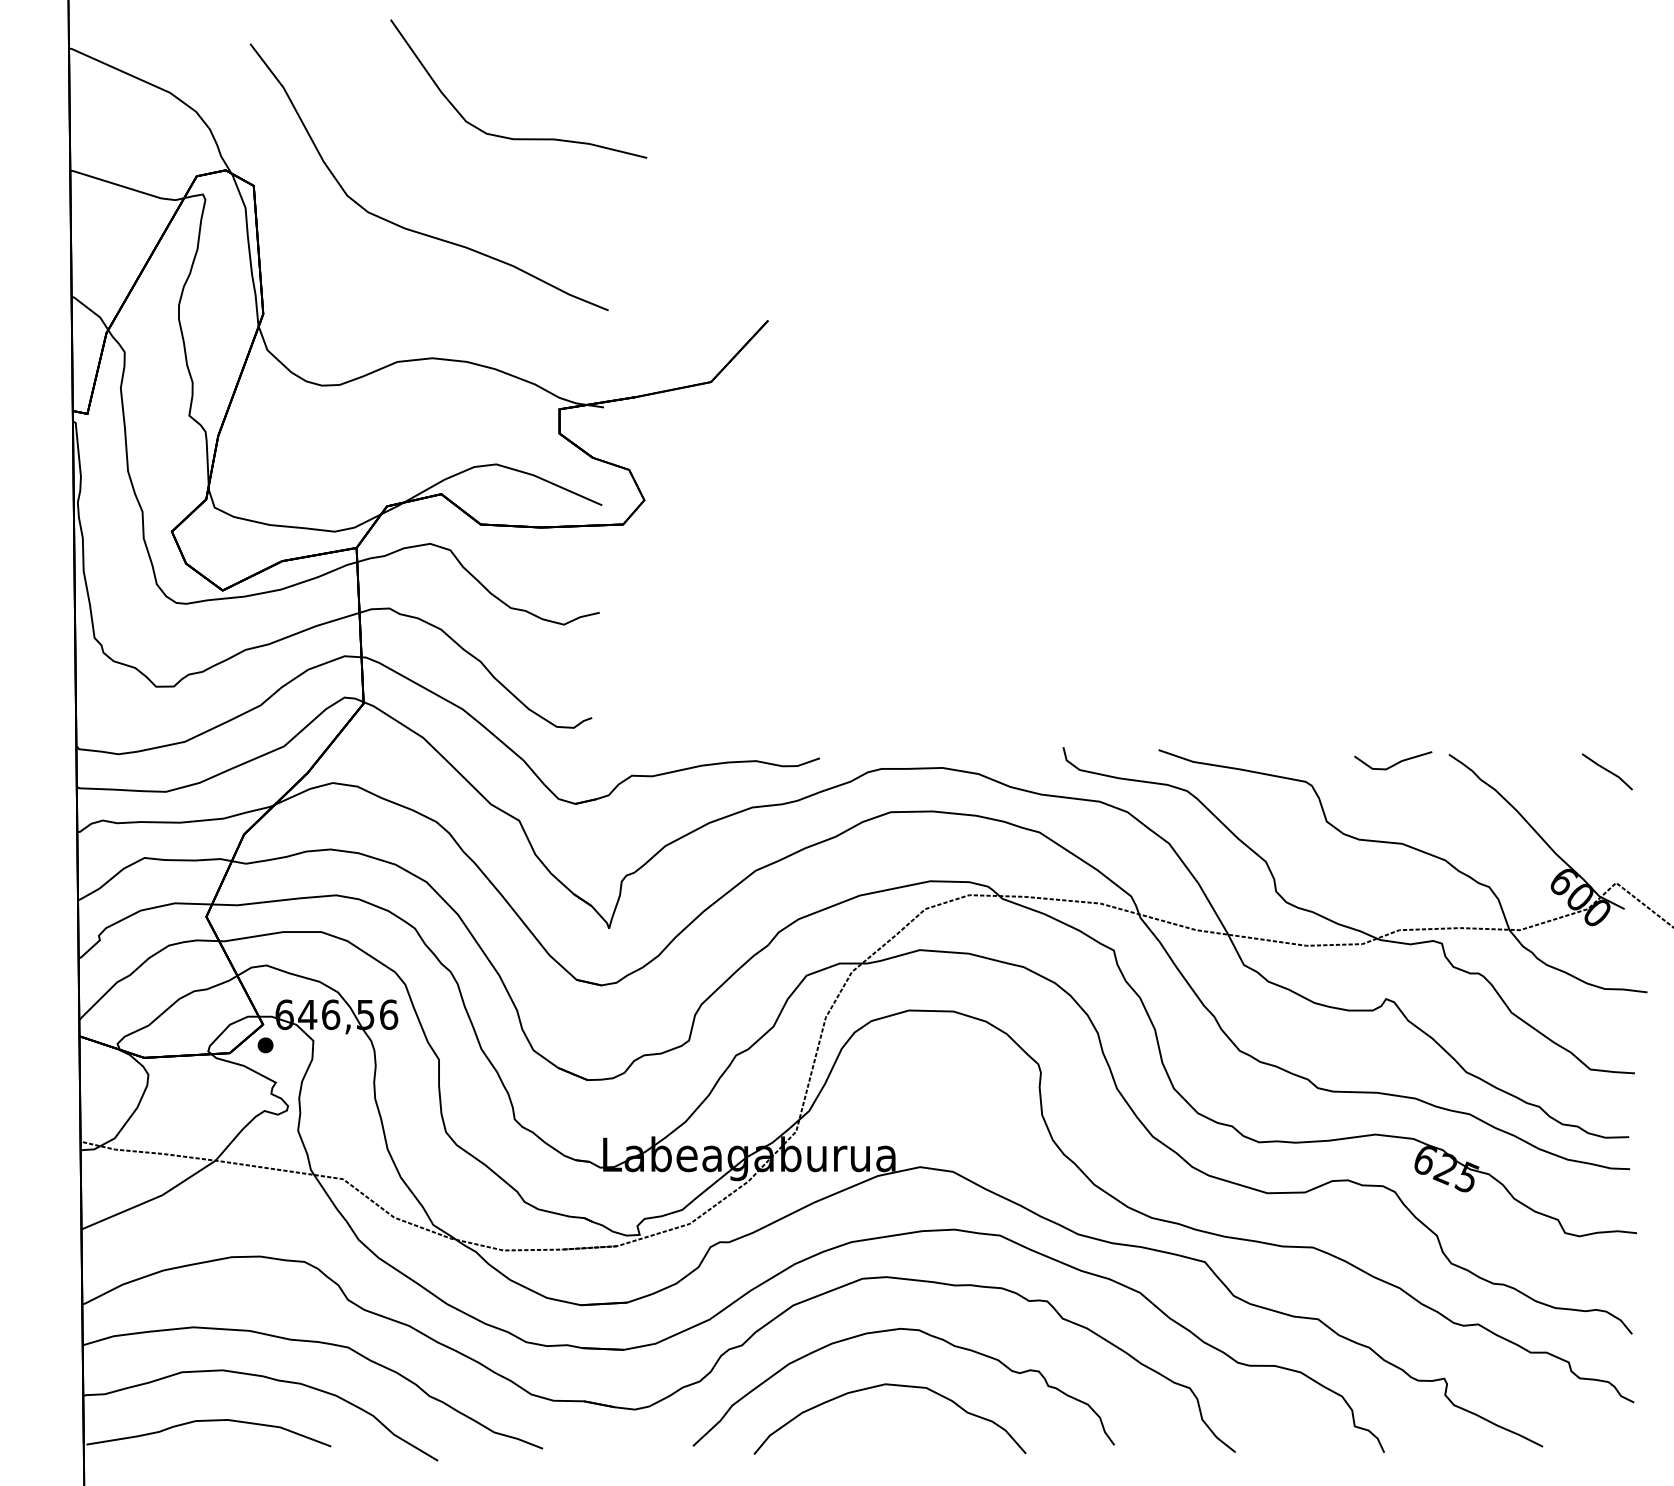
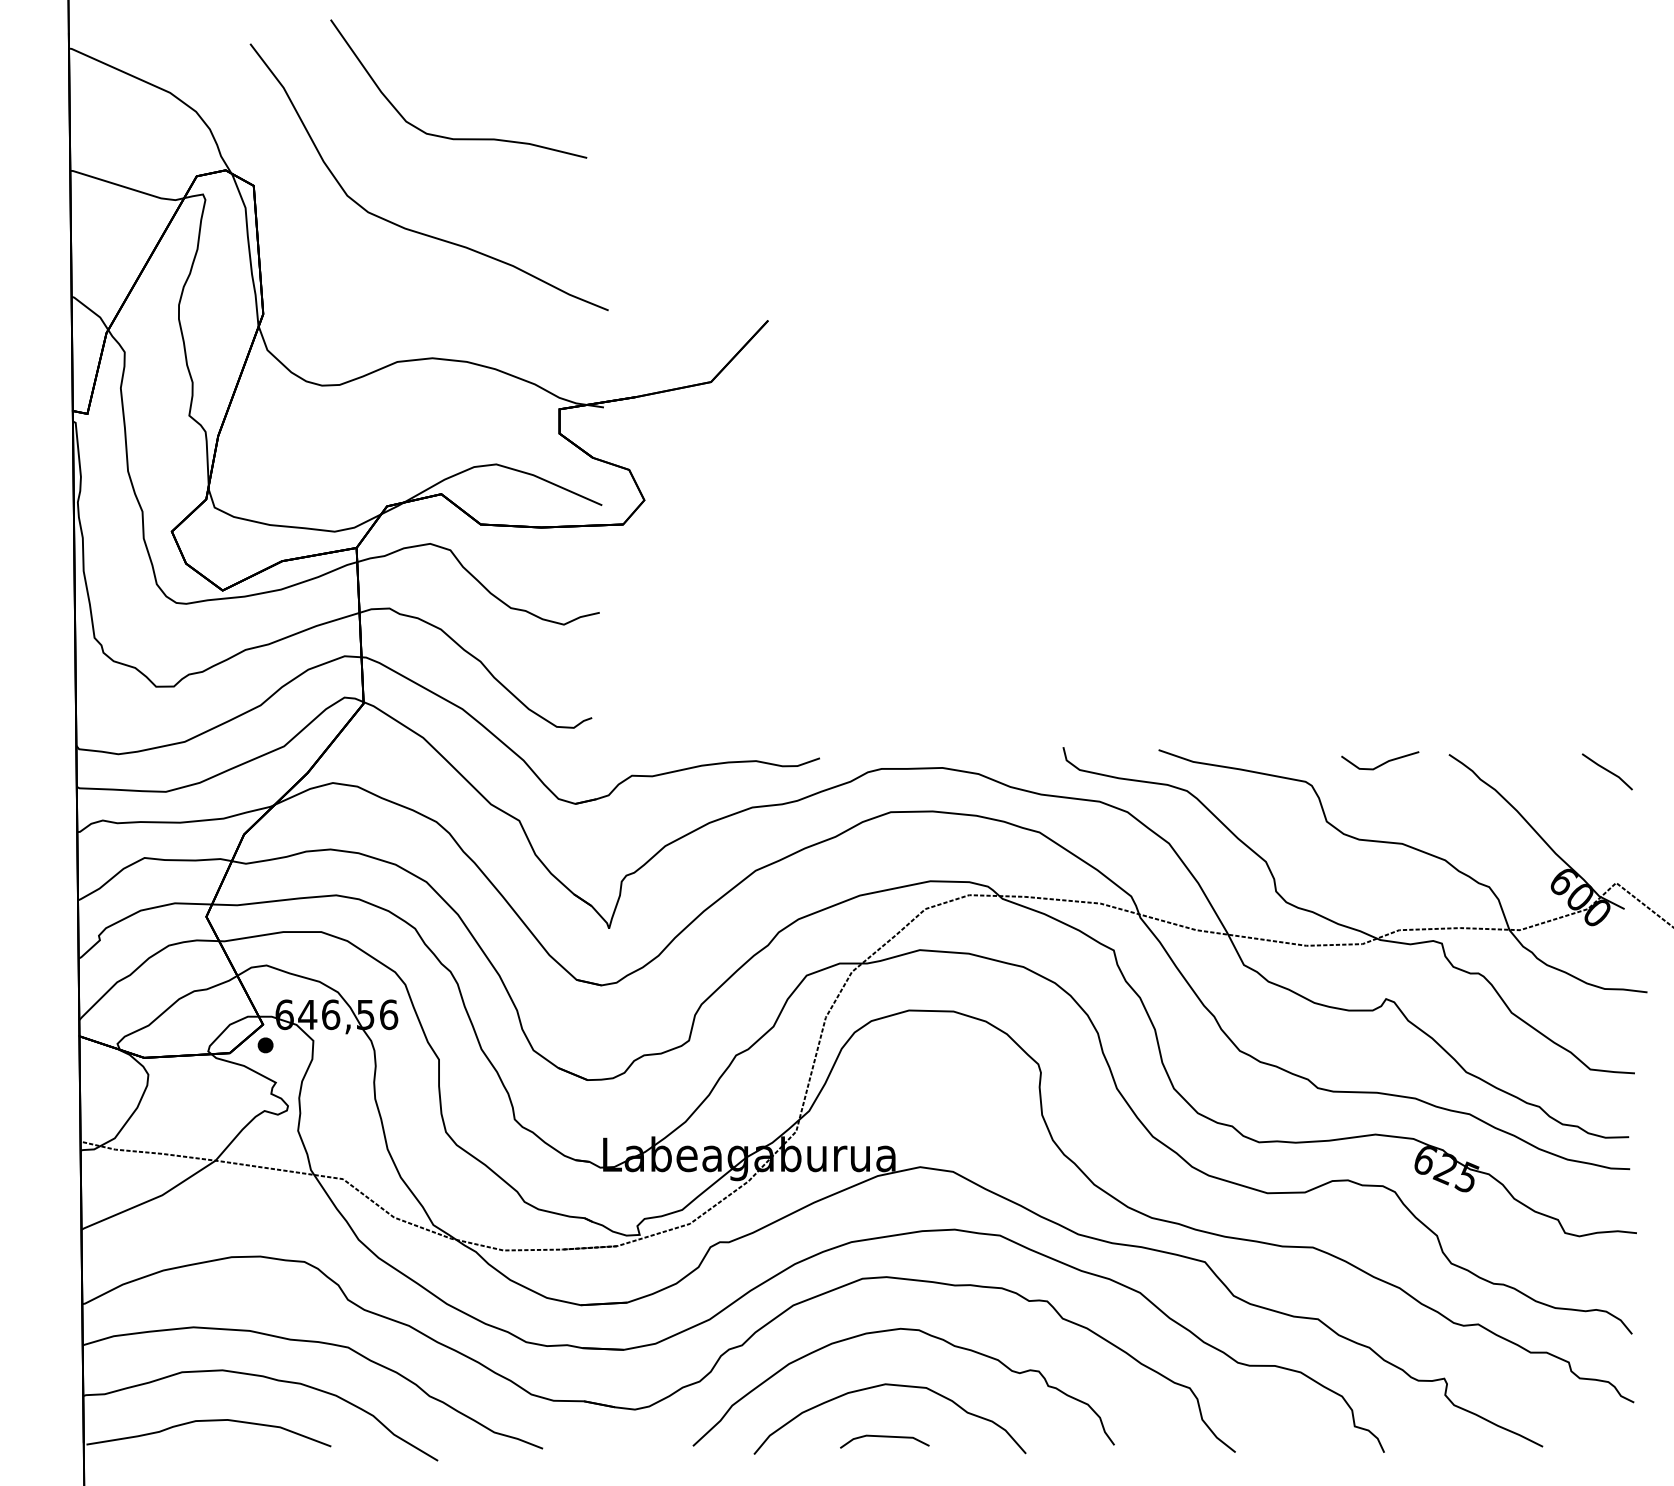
curve position: (506, 136) -> (446, 136) (446, 136)
line position: (1394, 763) -> (1381, 763) (1381, 763)
line: none -> present (884, 1437)
